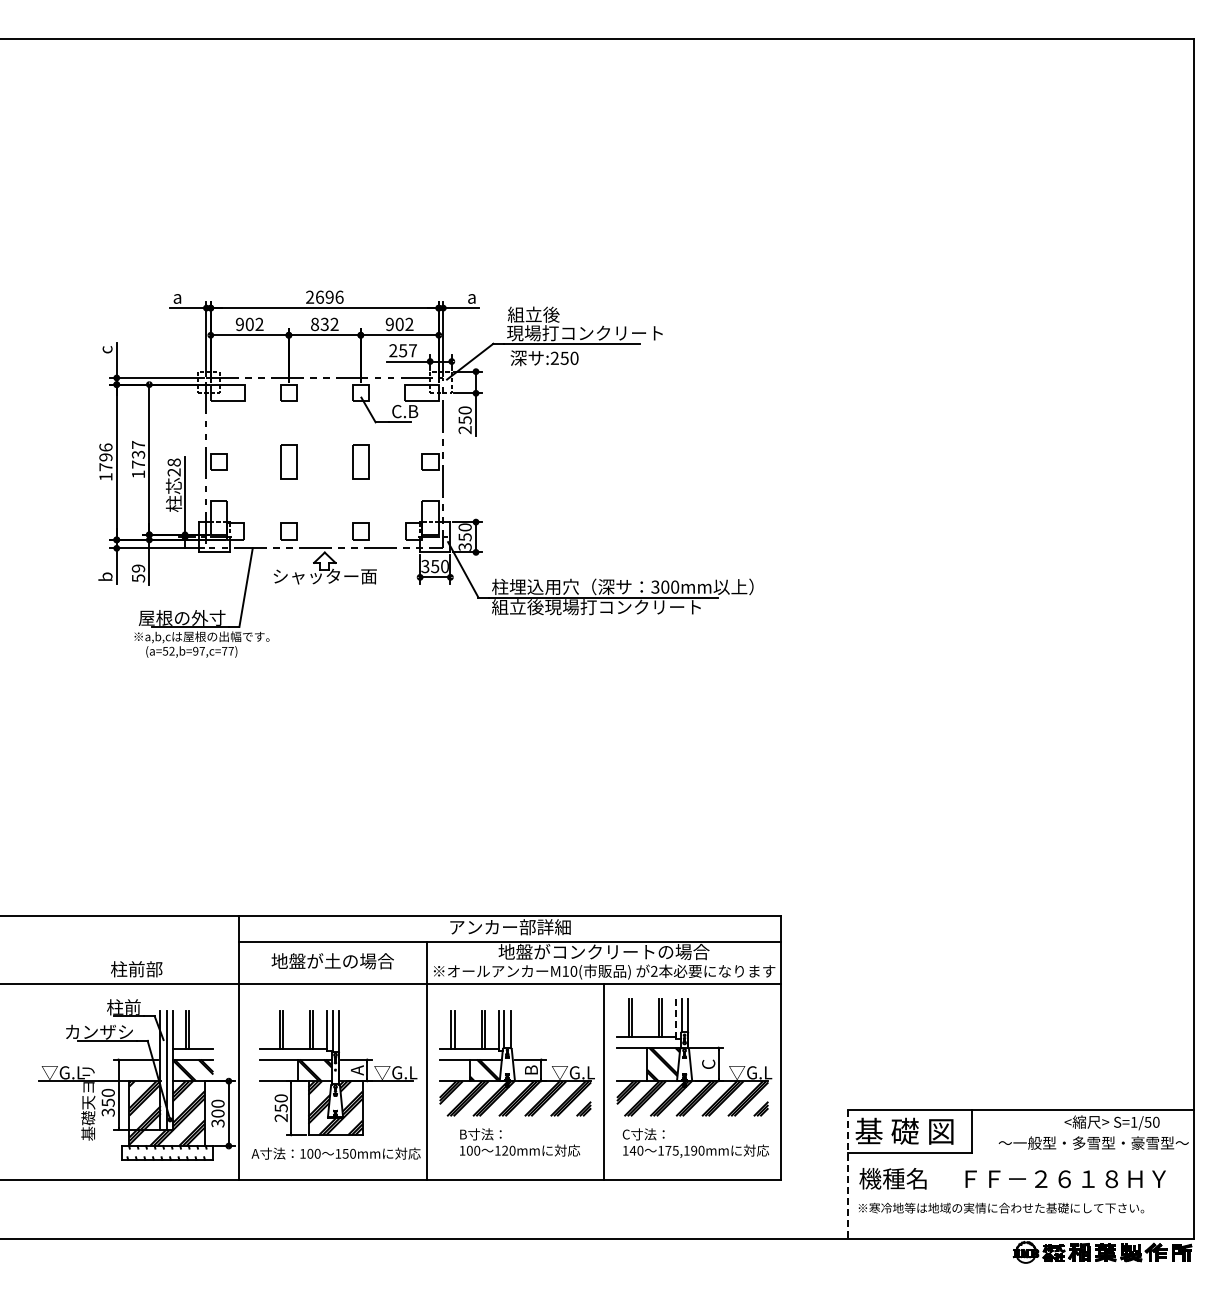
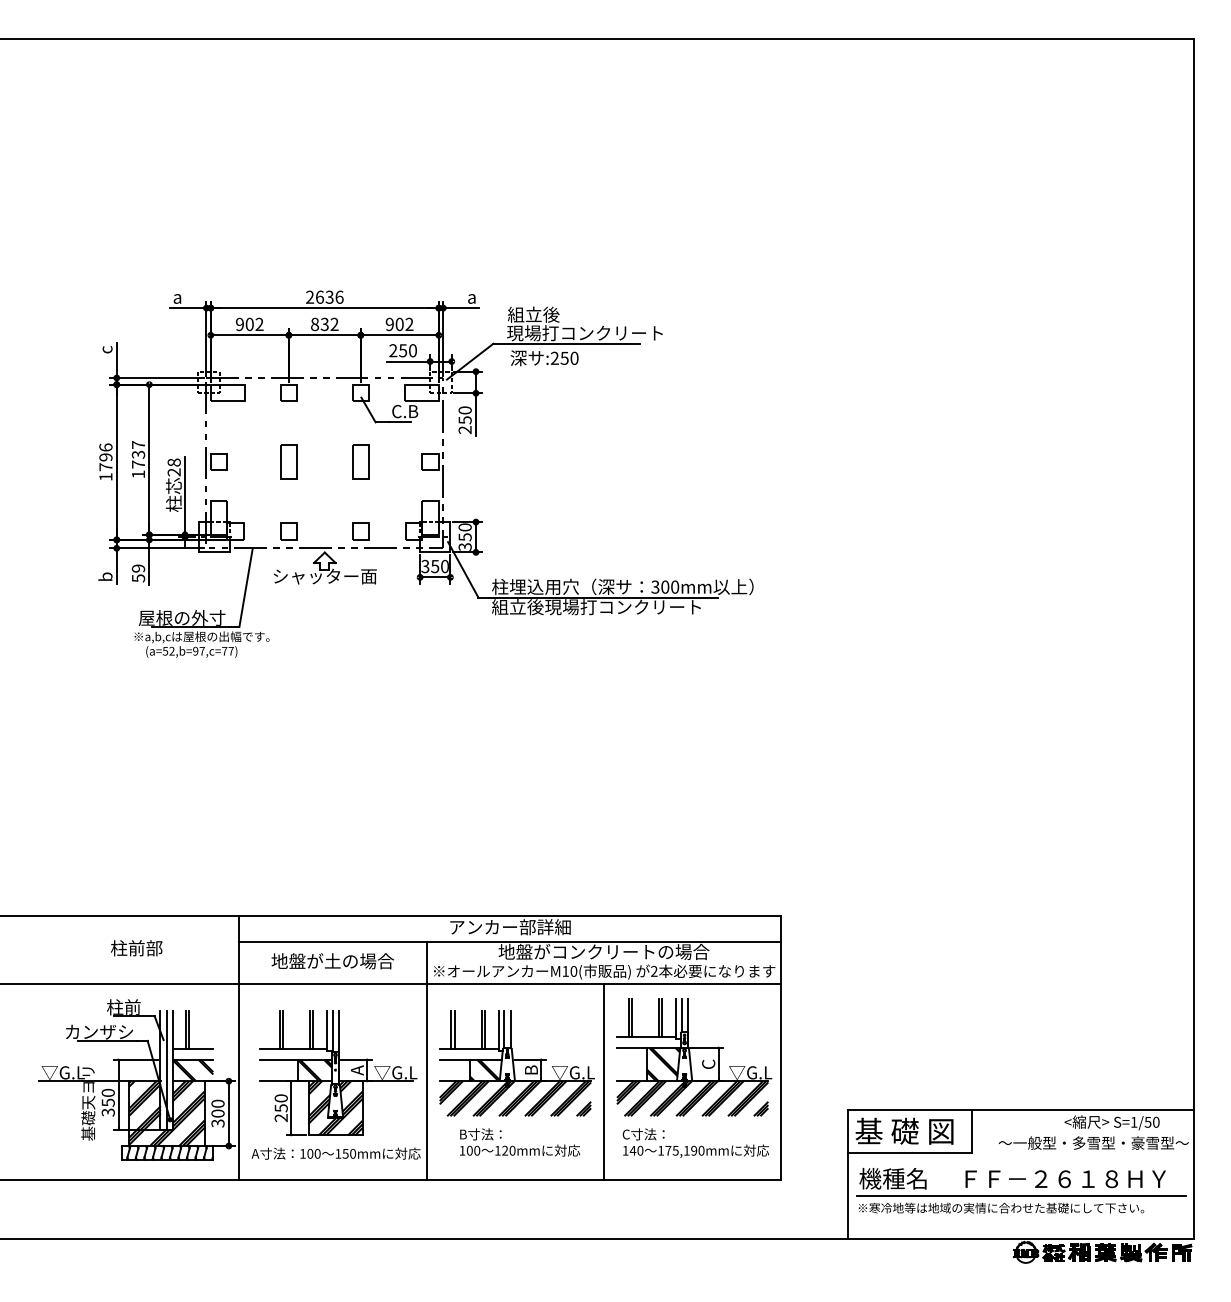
text: 2696 -> 2636 (329, 297)
text: 257 -> 250 (412, 350)
text position: (136, 969) -> (136, 948) (136, 948)
line: dashed -> solid (675, 1019)
hatch: none -> present (166, 1152)
line: dashed -> solid (848, 1174)
line: none -> present (1020, 1196)
